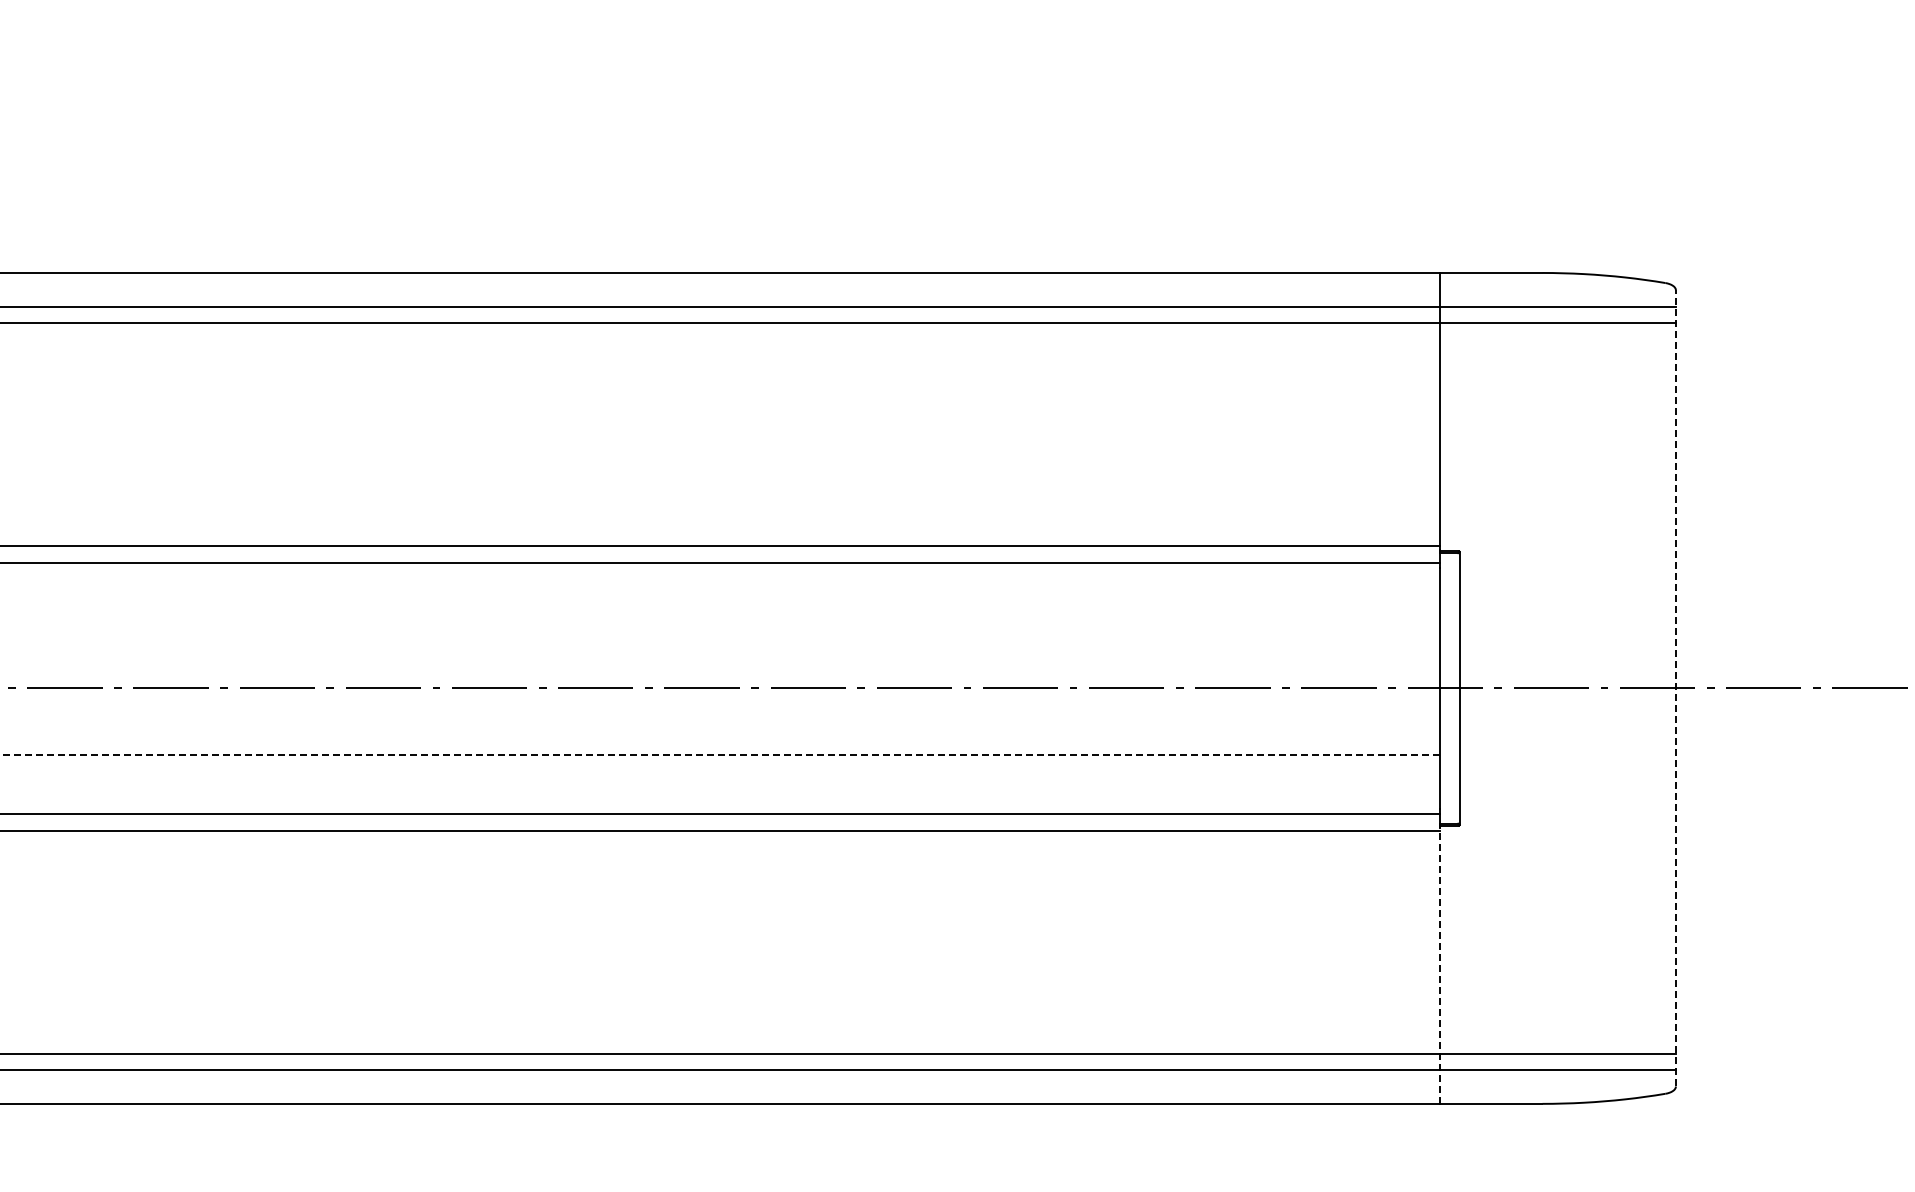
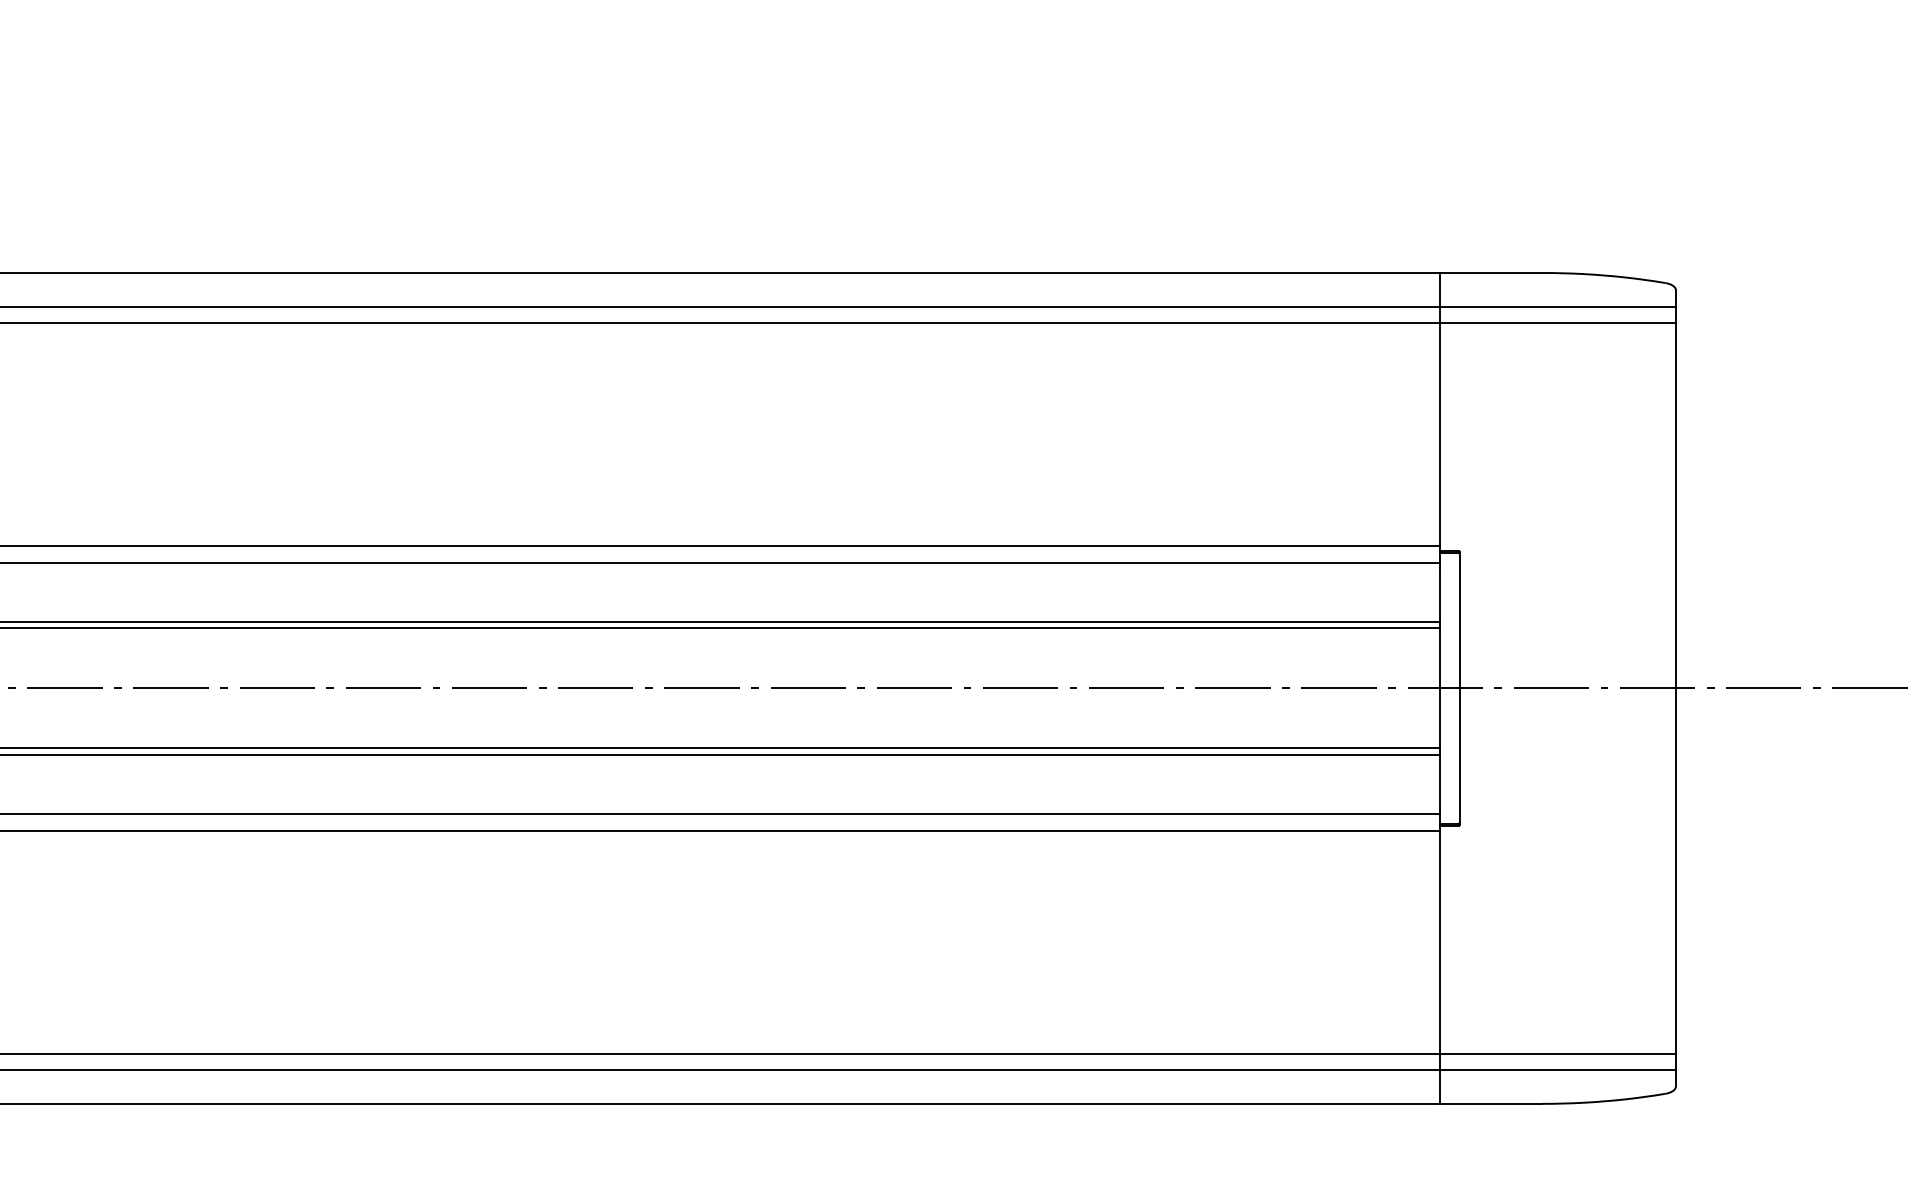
line: none -> present (721, 621)
line: none -> present (721, 628)
line: dashed -> solid (1675, 687)
line: none -> present (721, 748)
line: dashed -> solid (720, 755)
line: dashed -> solid (1440, 964)
